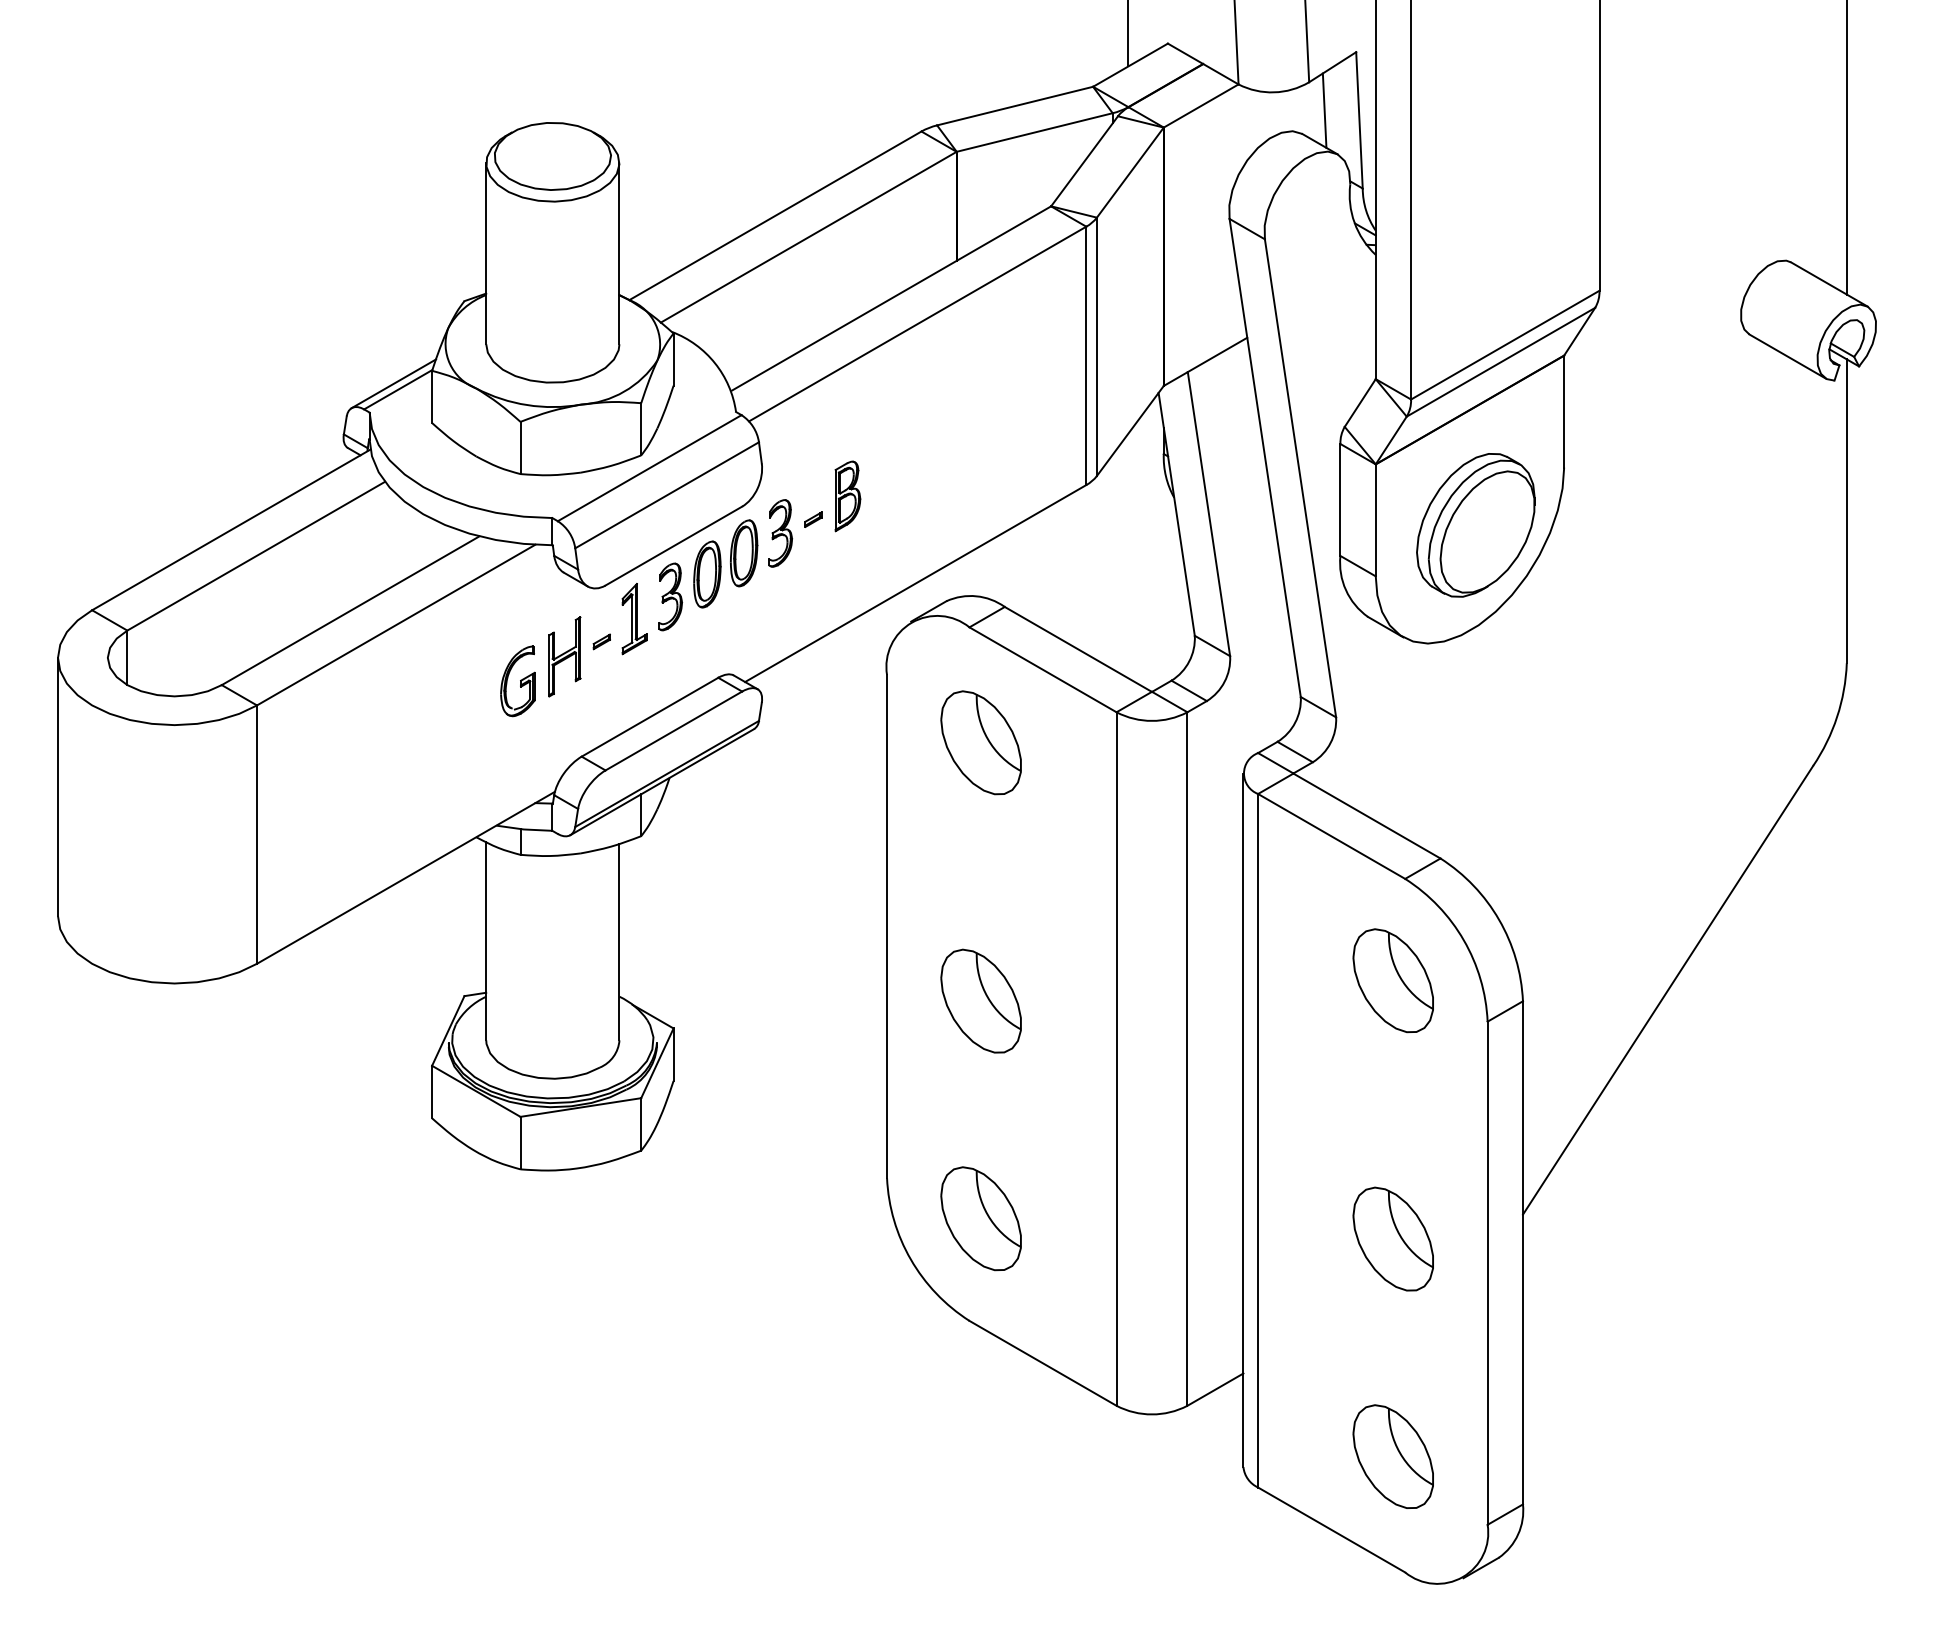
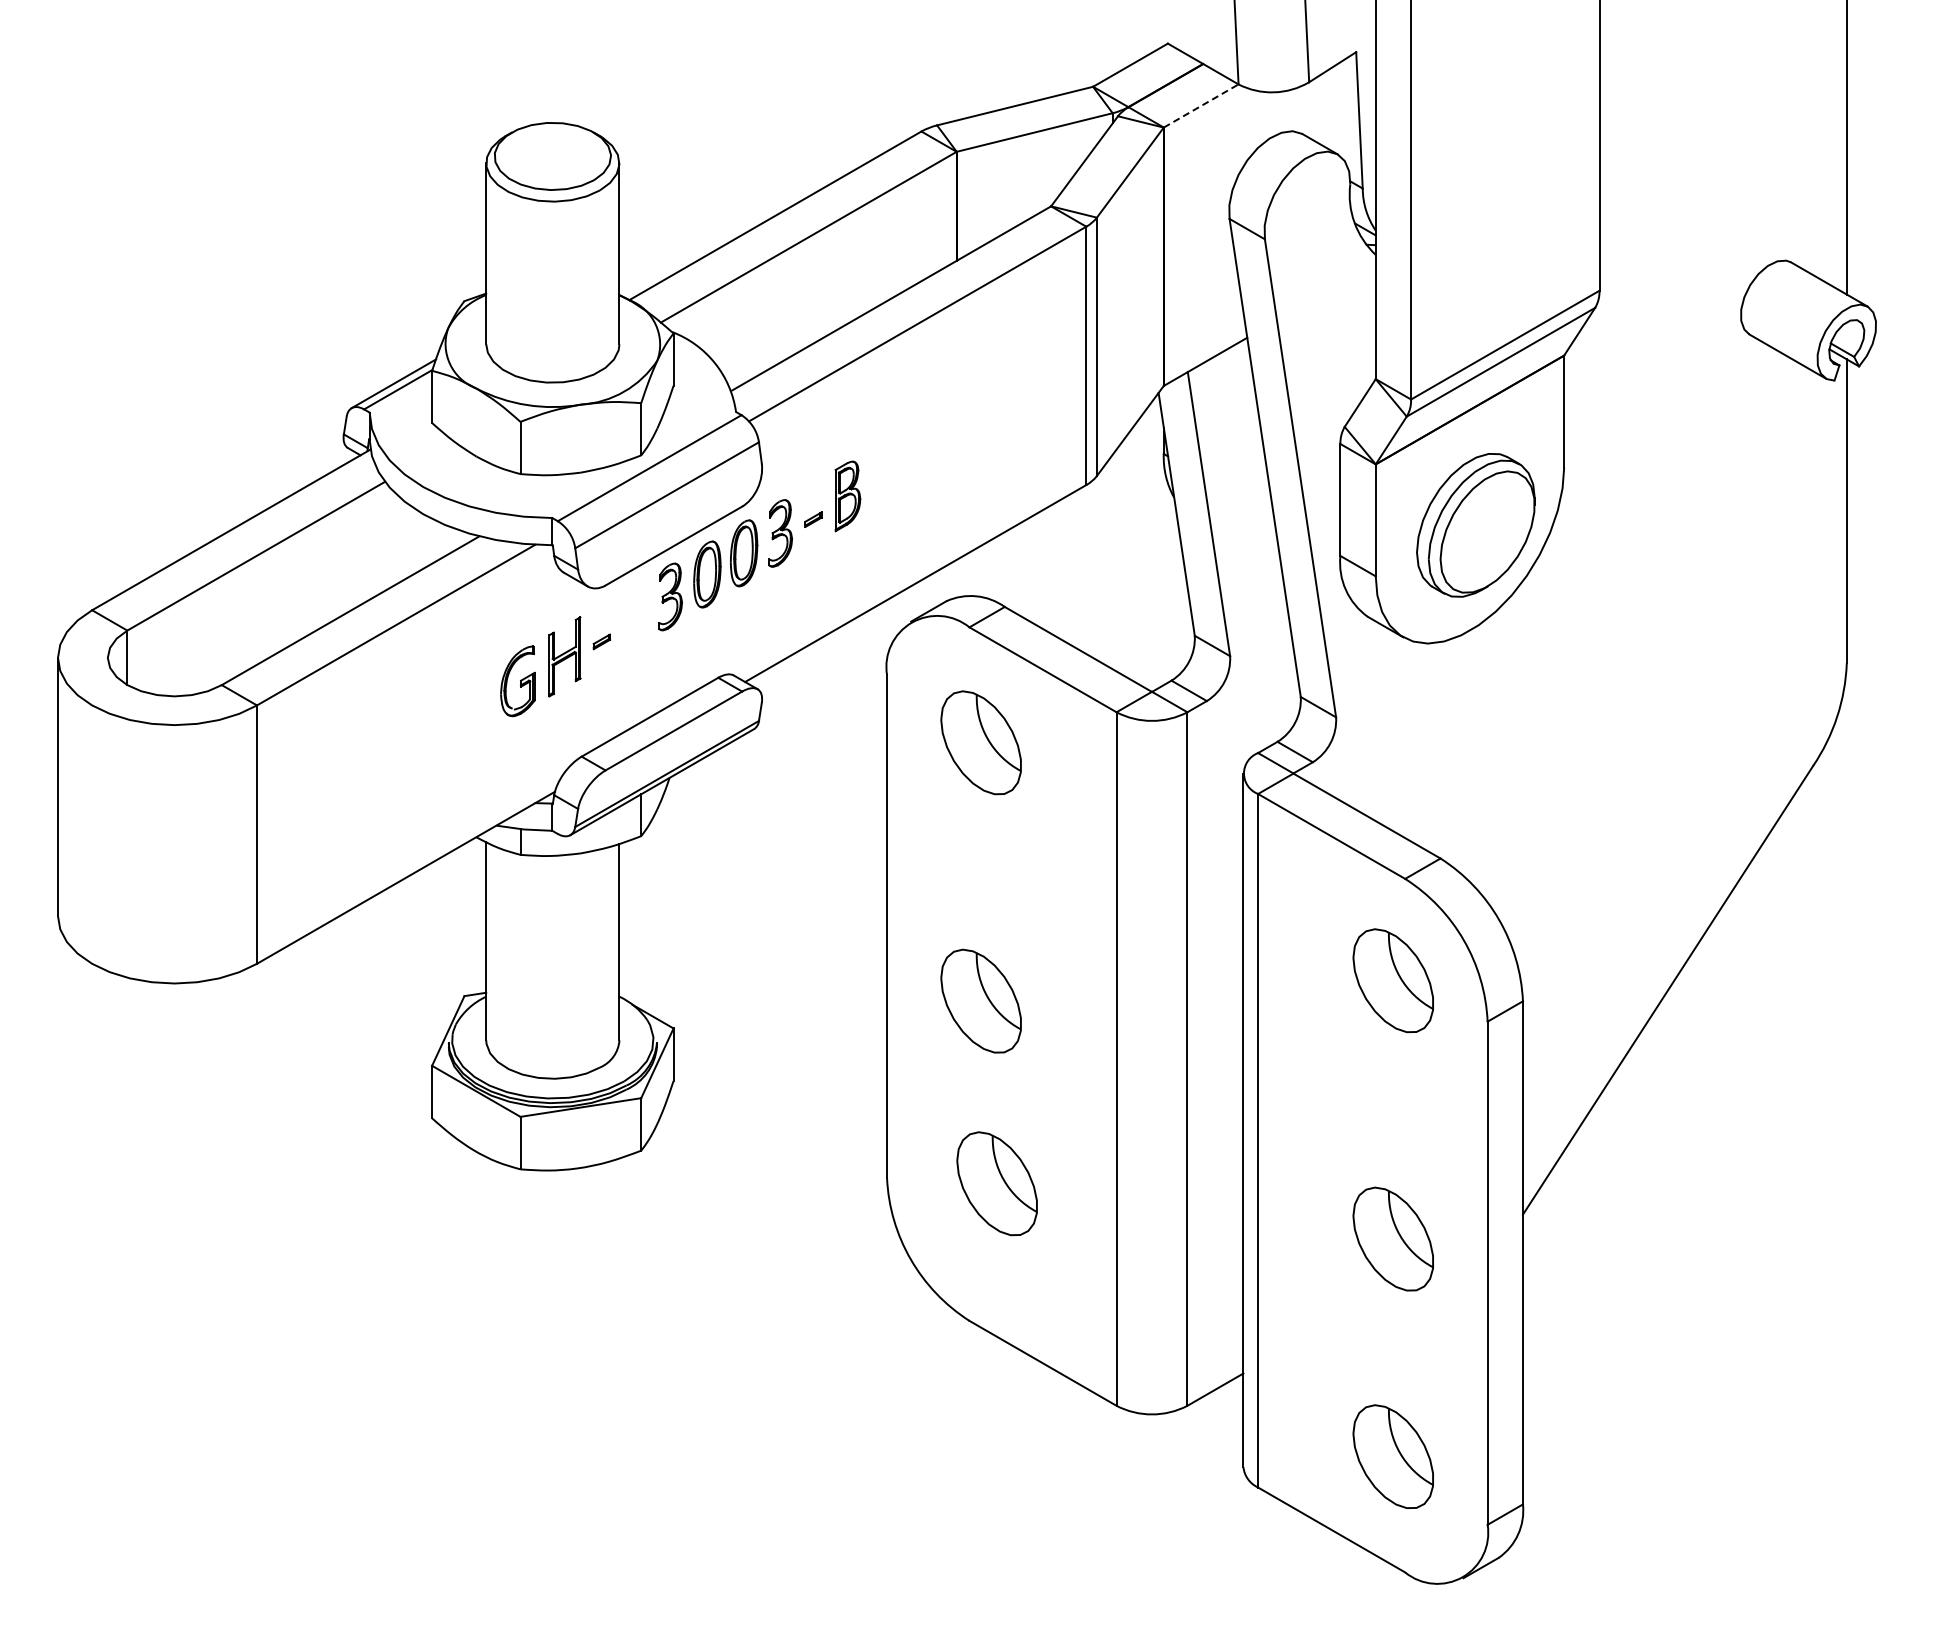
line: present -> none (1128, 34)
line: solid -> dashed (1201, 105)
line: present -> none (1324, 110)
part: present -> none (634, 619)
part position: (980, 1218) -> (996, 1183) (996, 1183)
